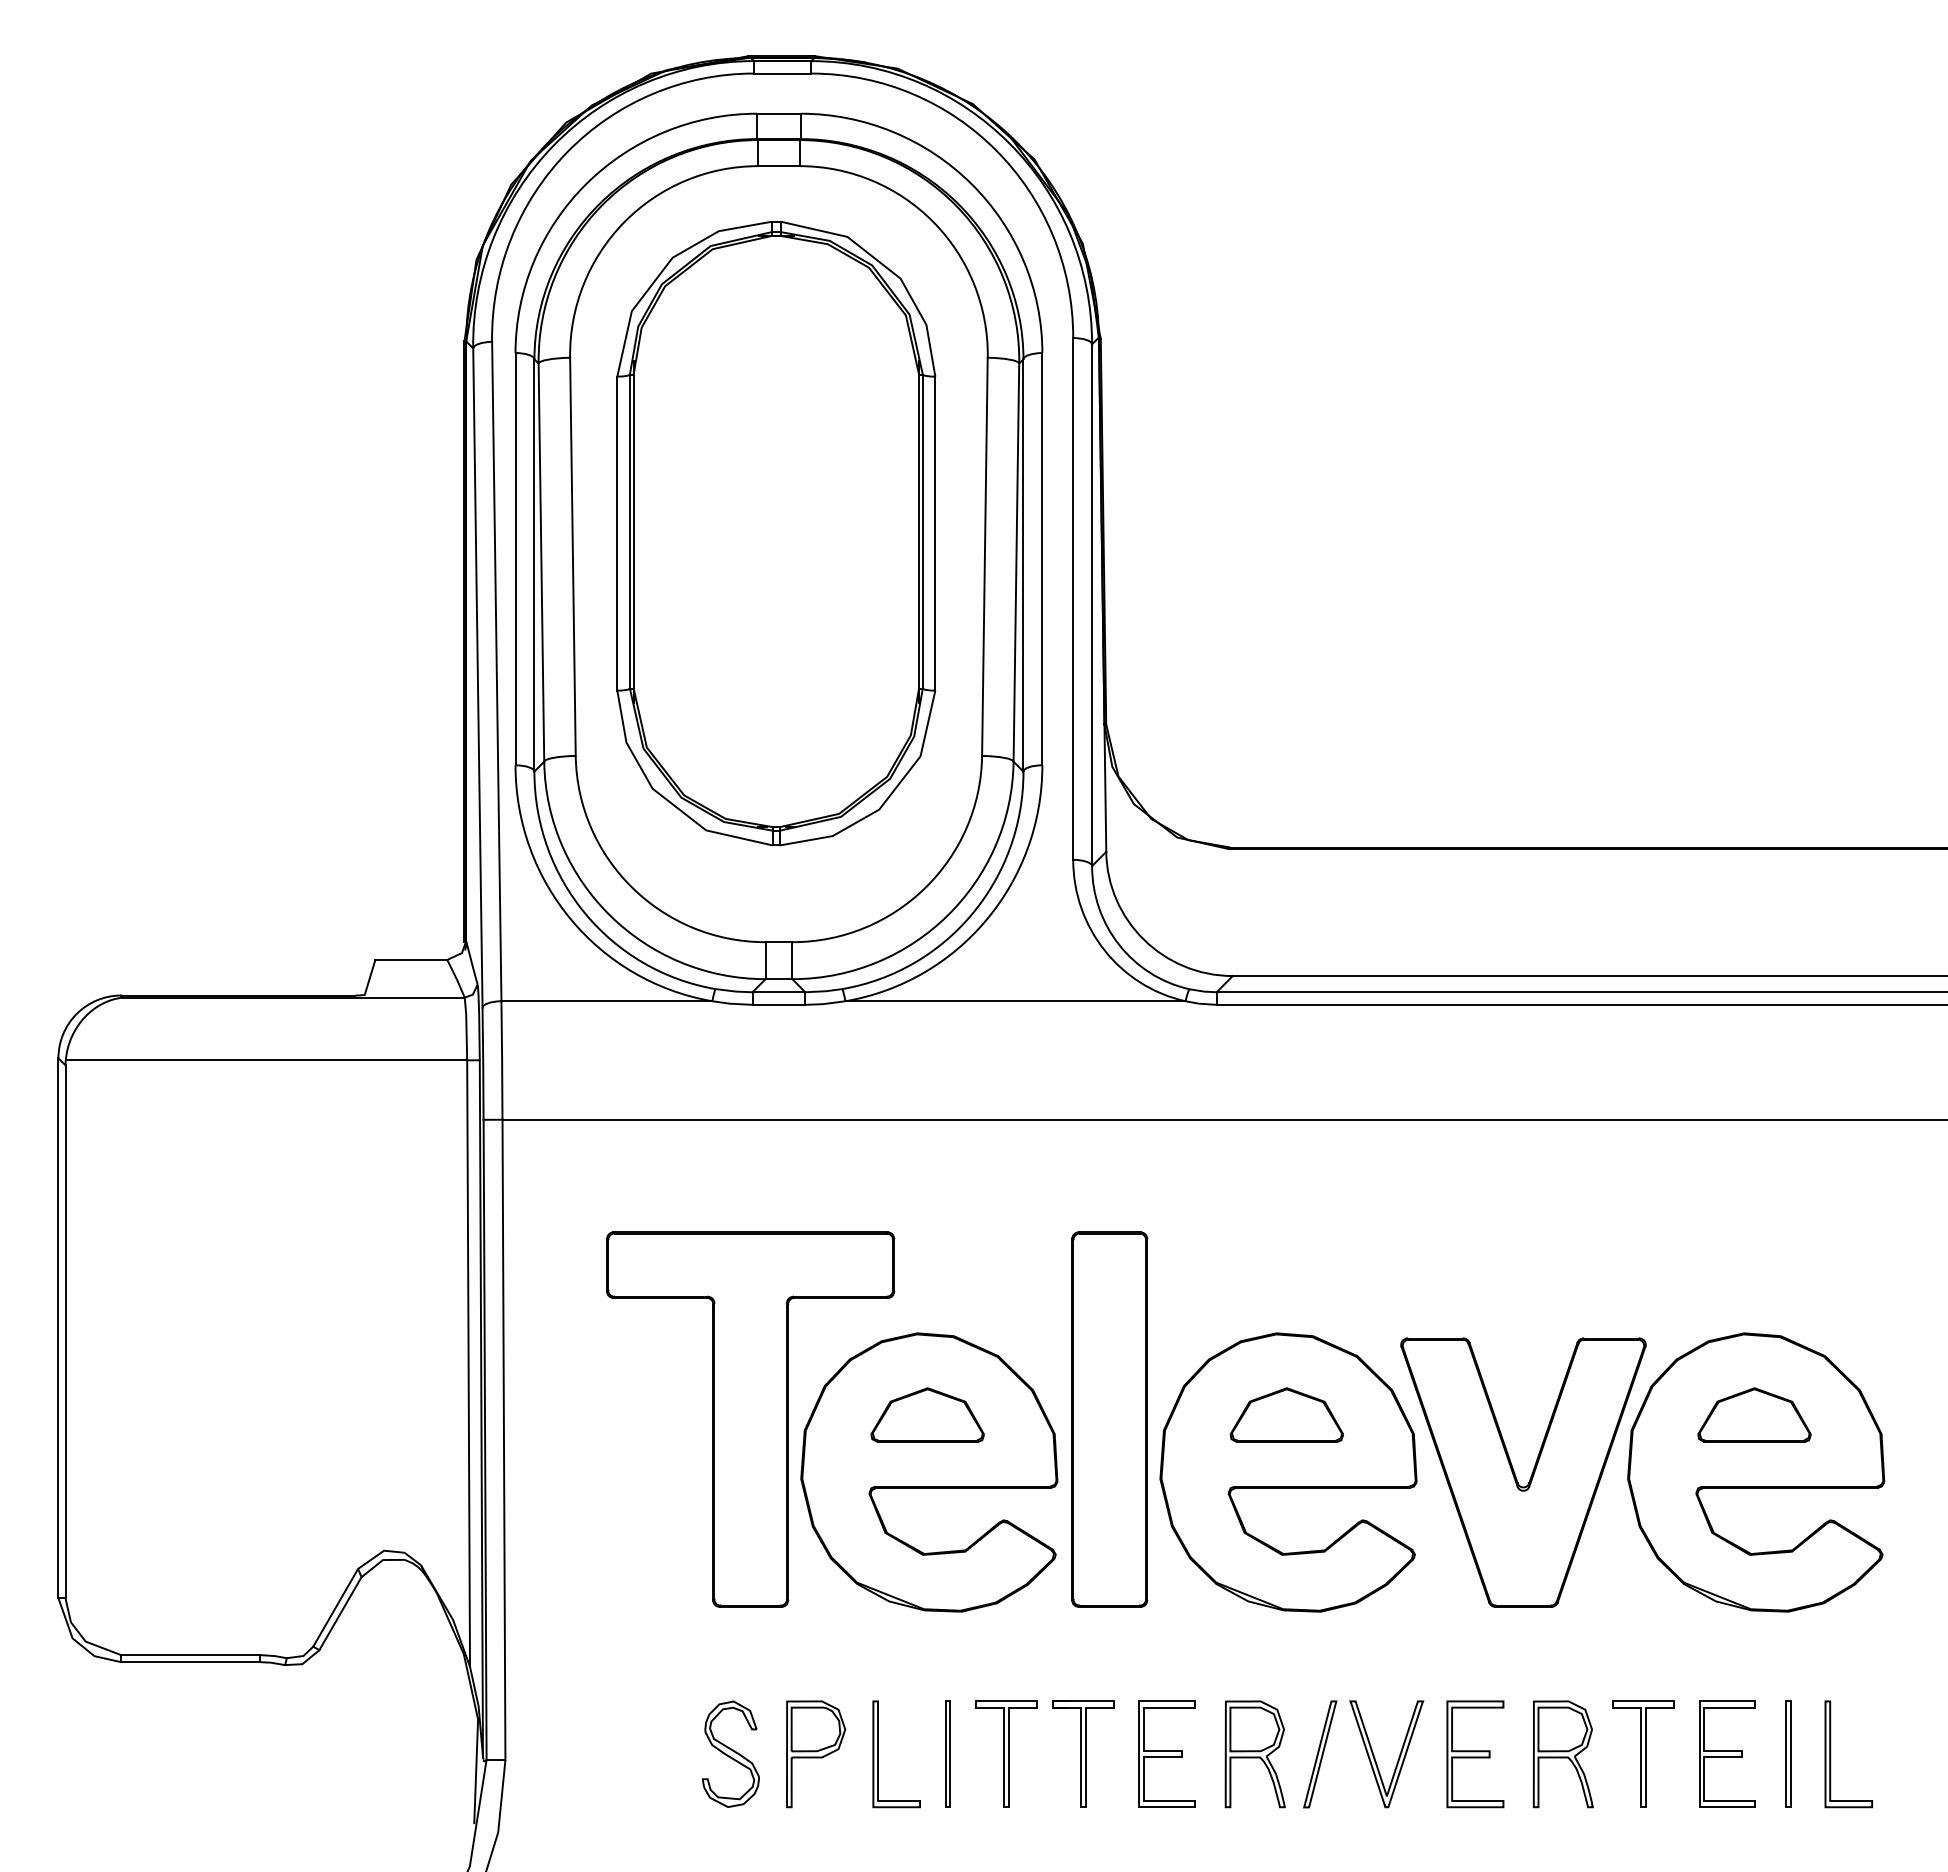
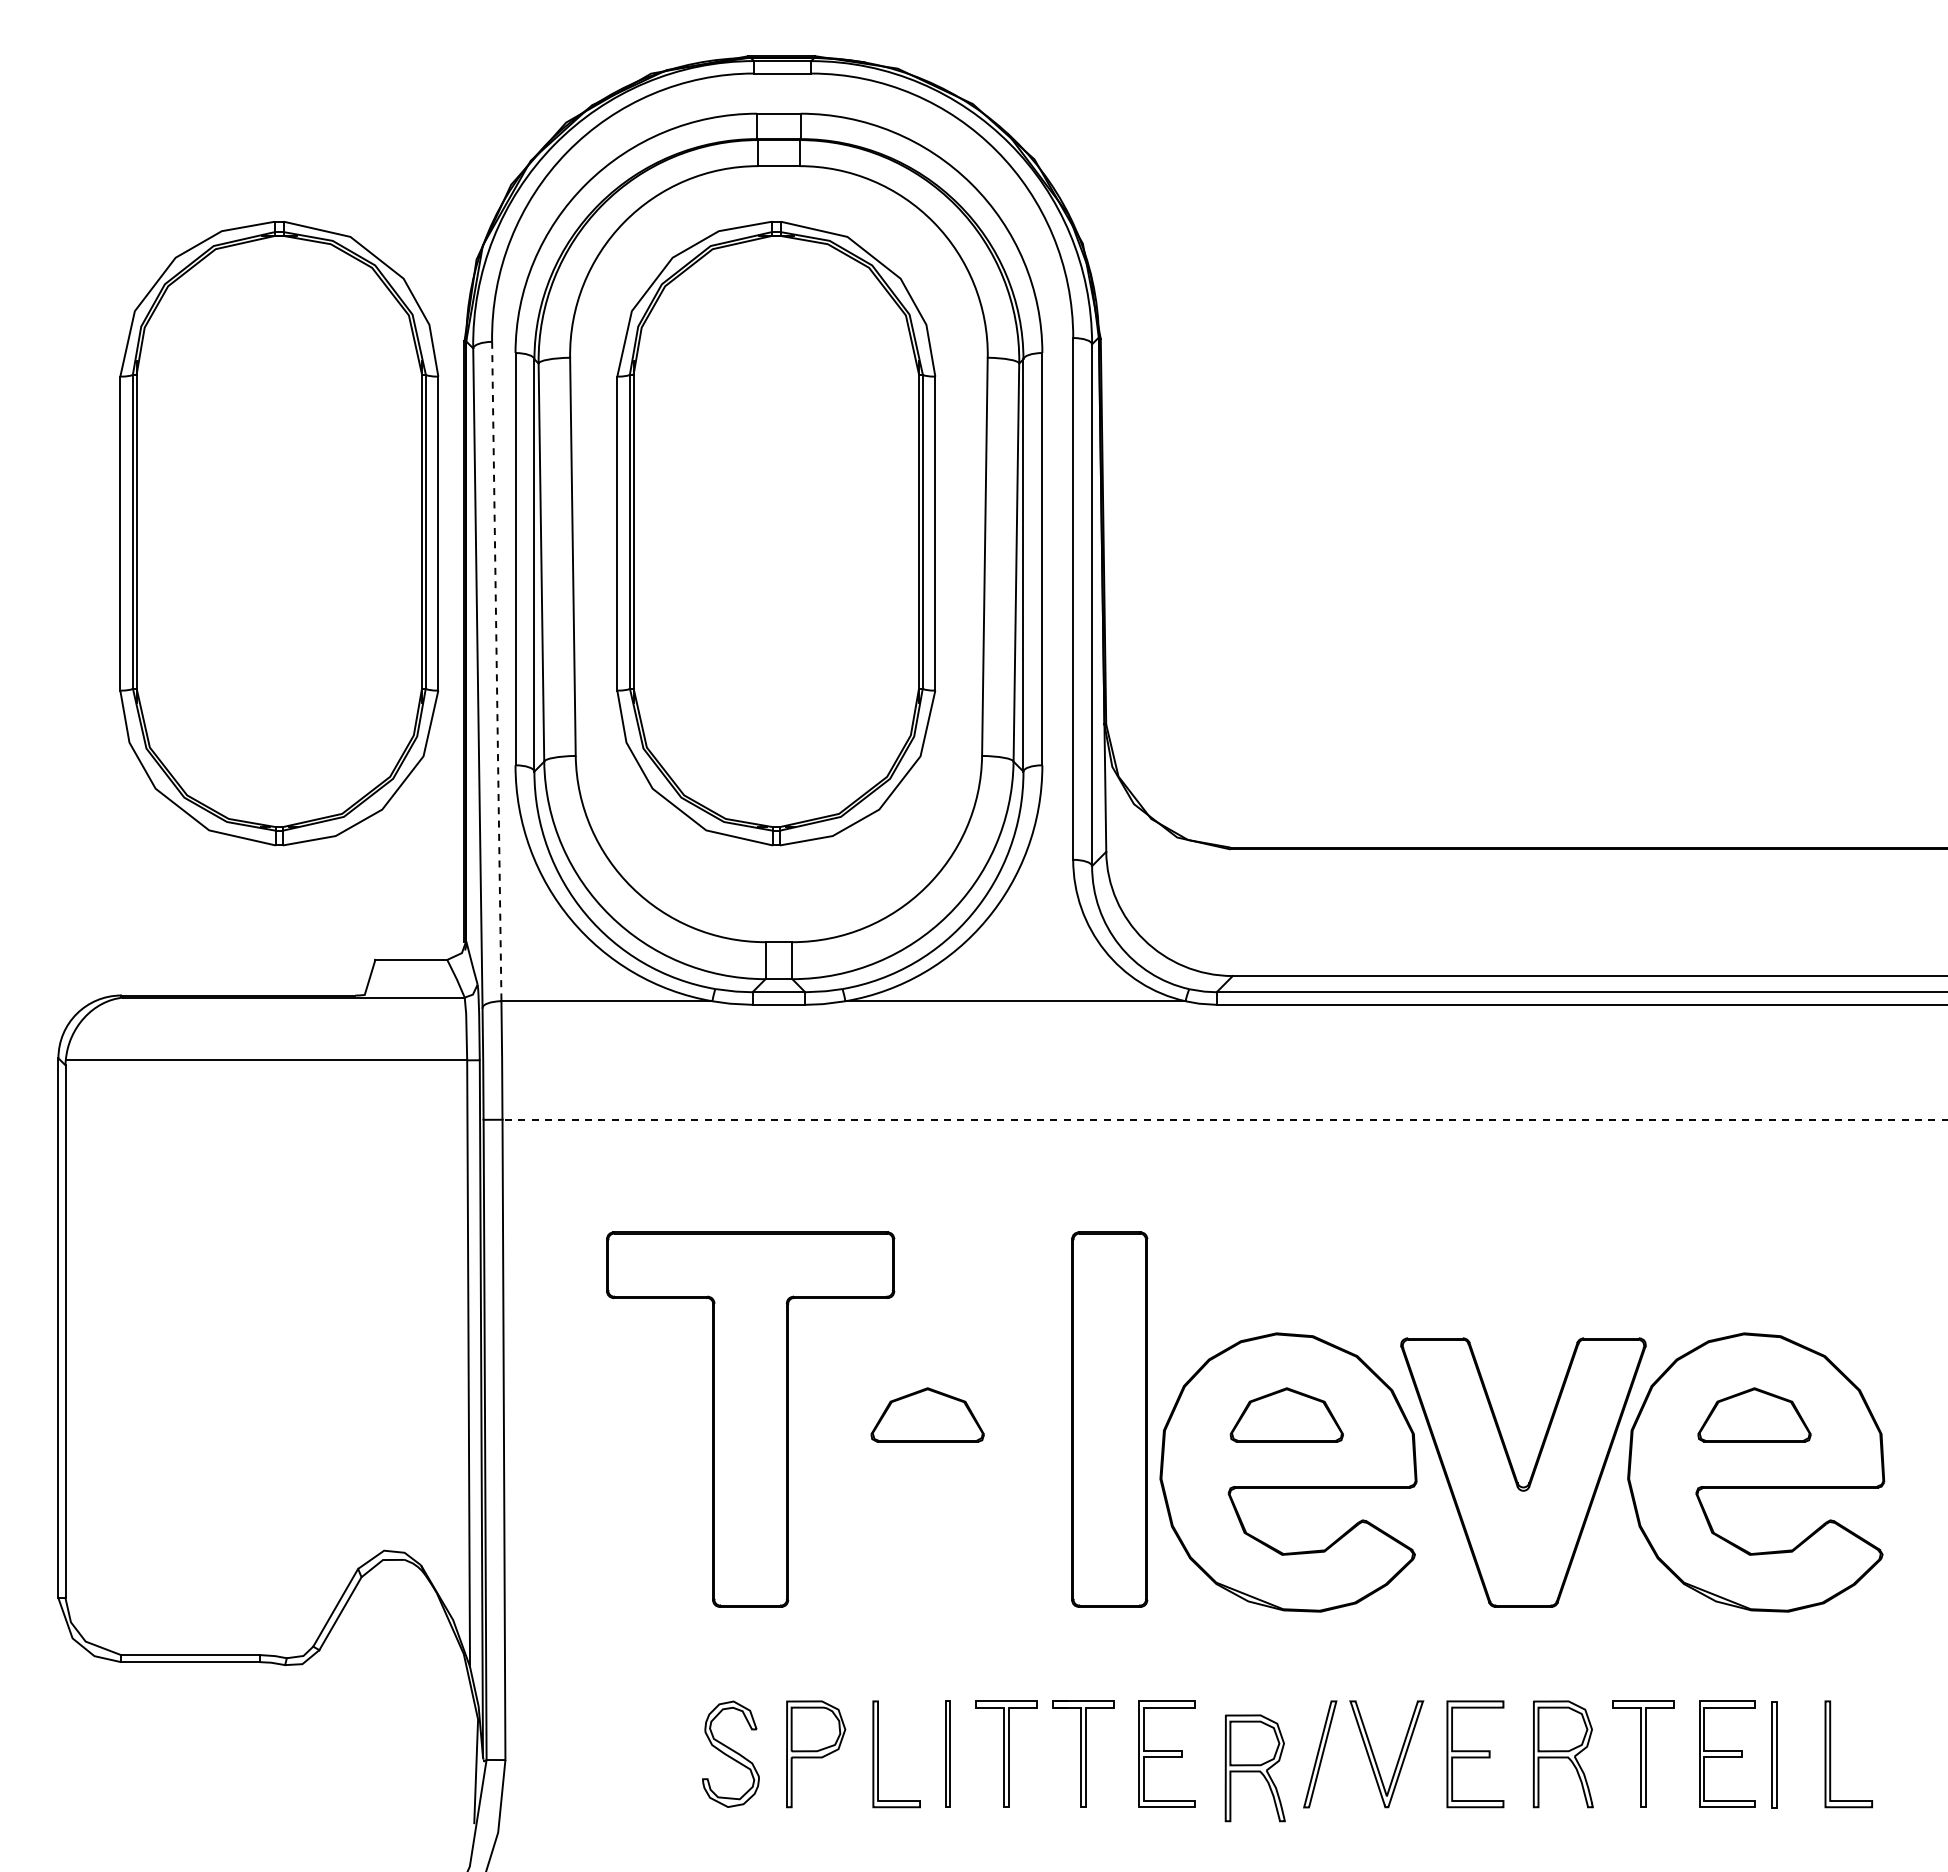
part: none -> present (279, 533)
line: solid -> dashed (496, 671)
line: solid -> dashed (1224, 1119)
part: present -> none (929, 1472)
part position: (1788, 1753) -> (1774, 1754) (1774, 1754)
part position: (1254, 1754) -> (1254, 1768) (1254, 1768)
